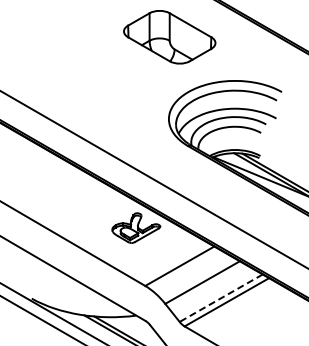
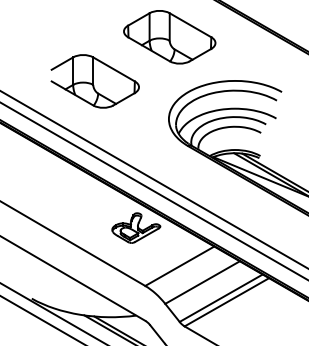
part: none -> present (94, 81)
line: none -> present (153, 190)
line: dashed -> solid (221, 298)
